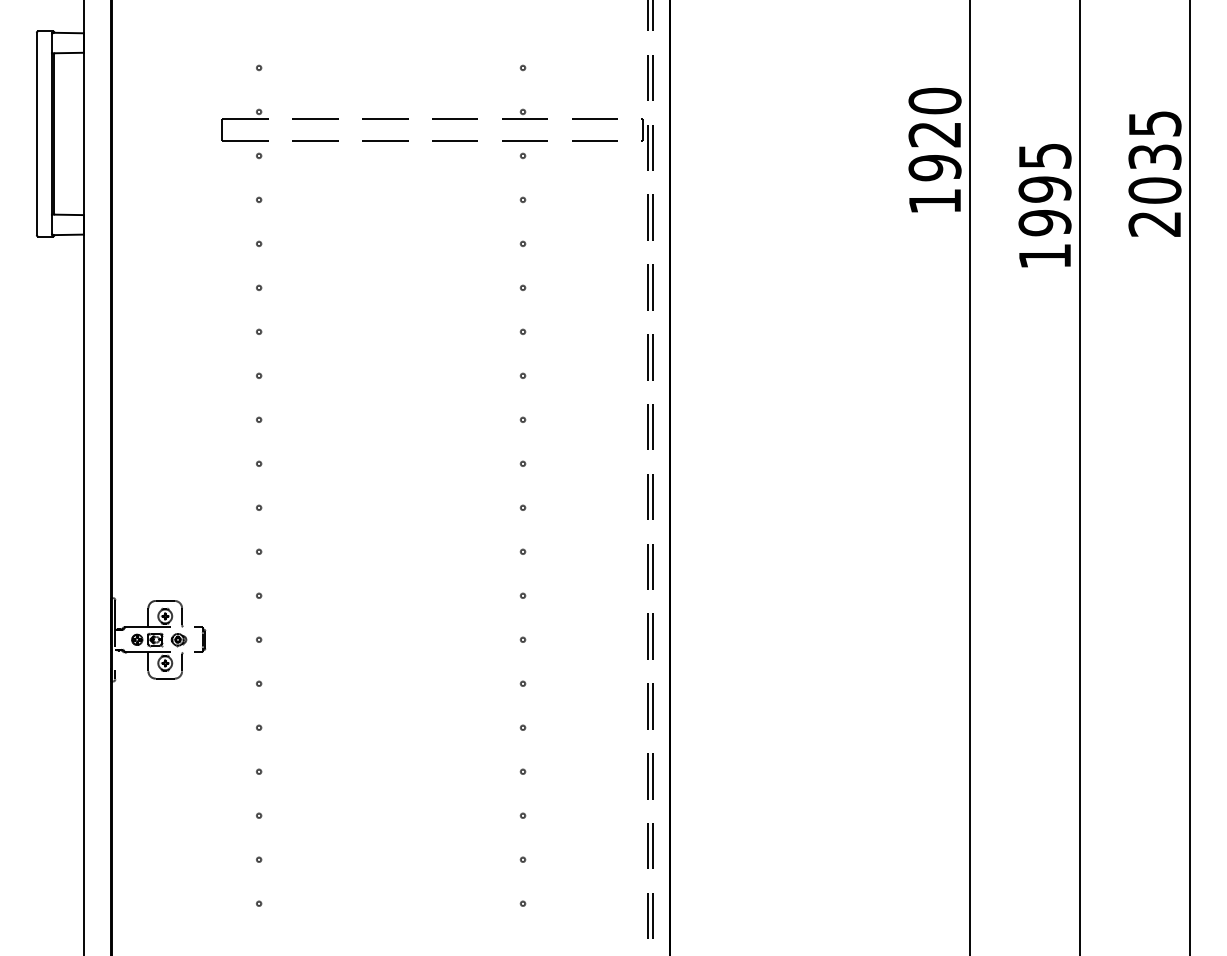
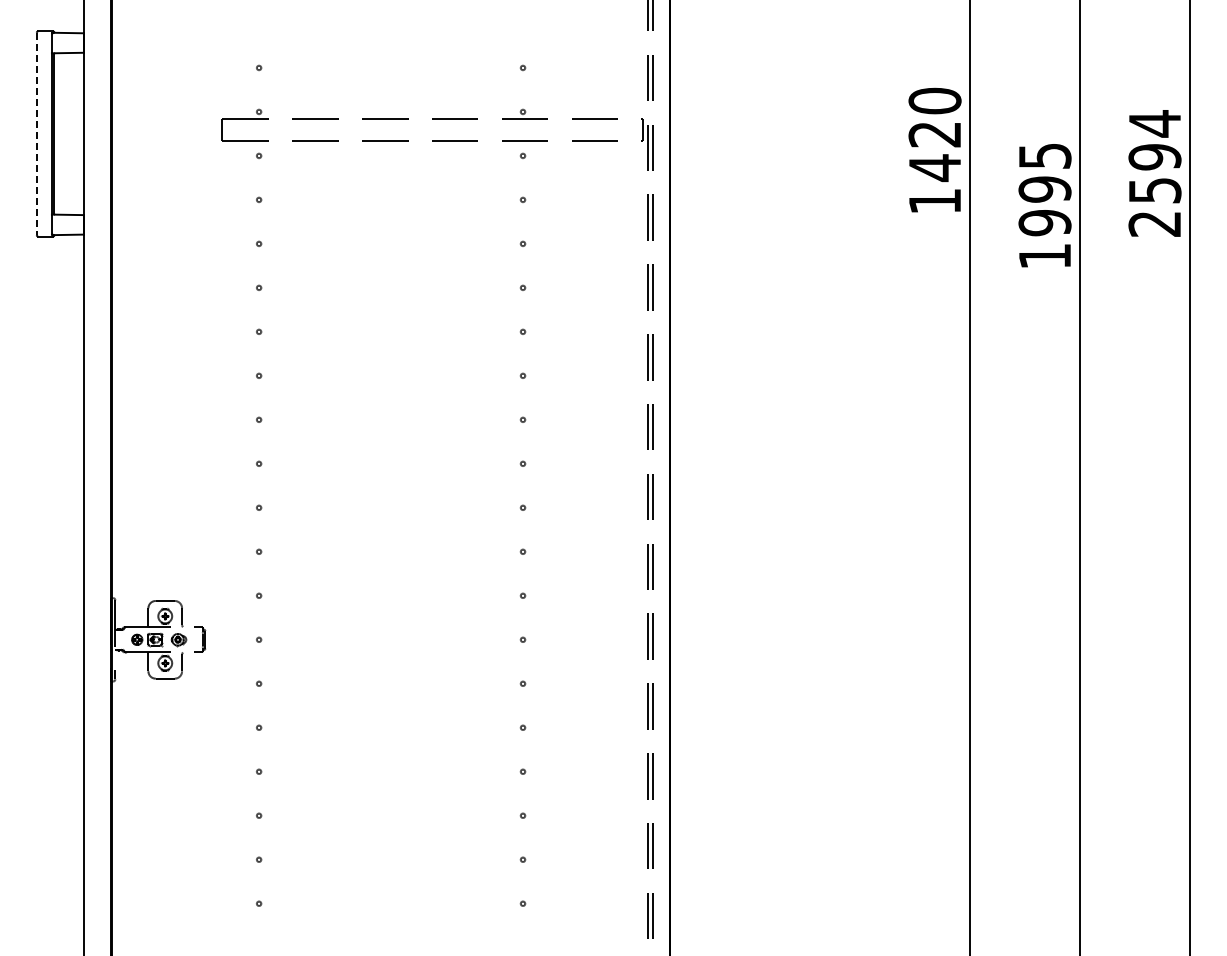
line: solid -> dashed (36, 134)
text: 2035 -> 2594 (1154, 156)
text: 1920 -> 1420 (934, 168)
